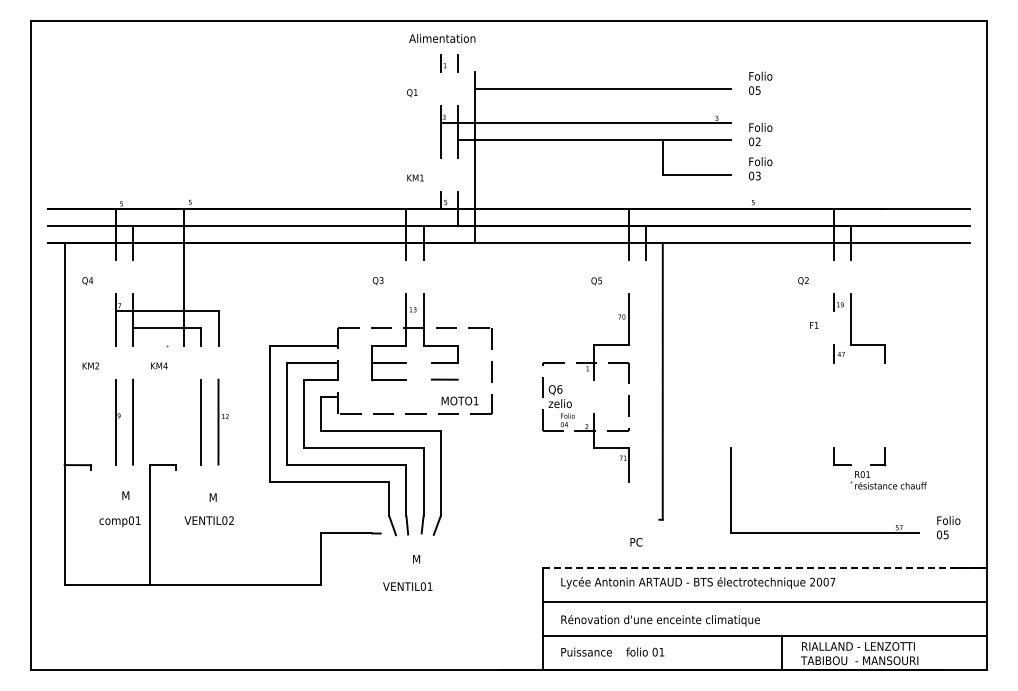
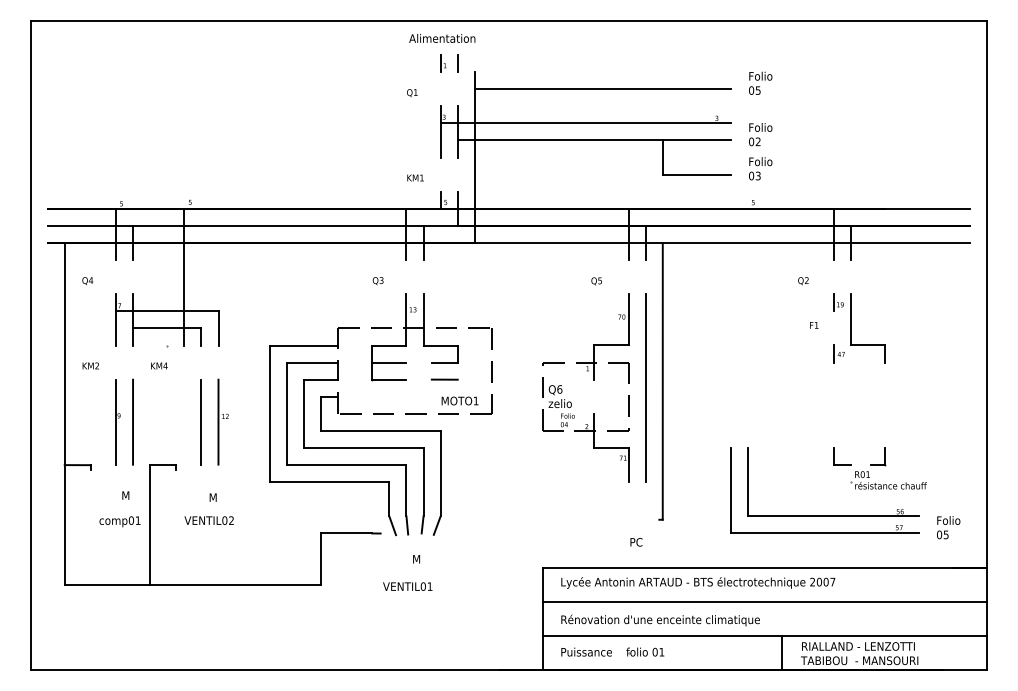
line: none -> present (645, 388)
part: none -> present (833, 515)
line: dashed -> solid (765, 567)
